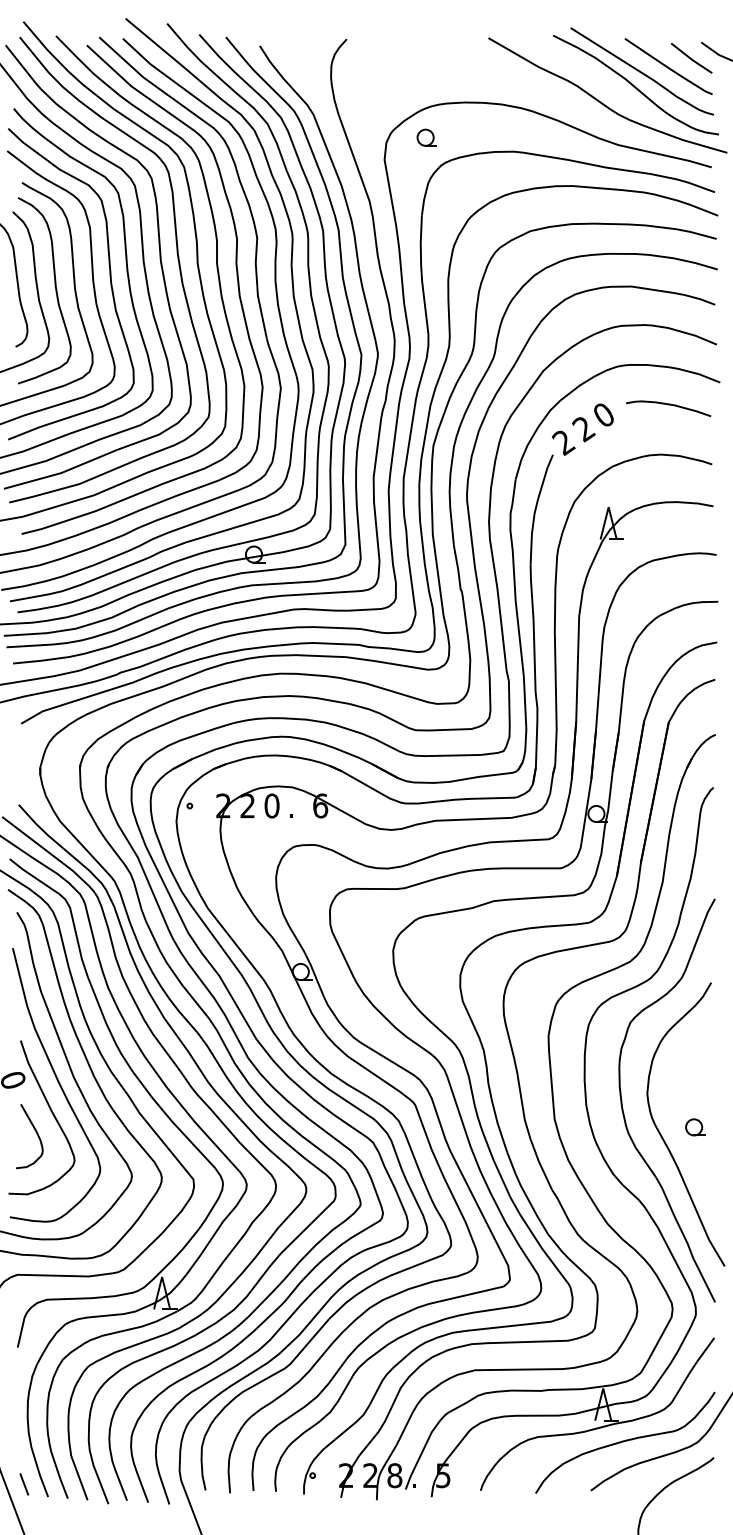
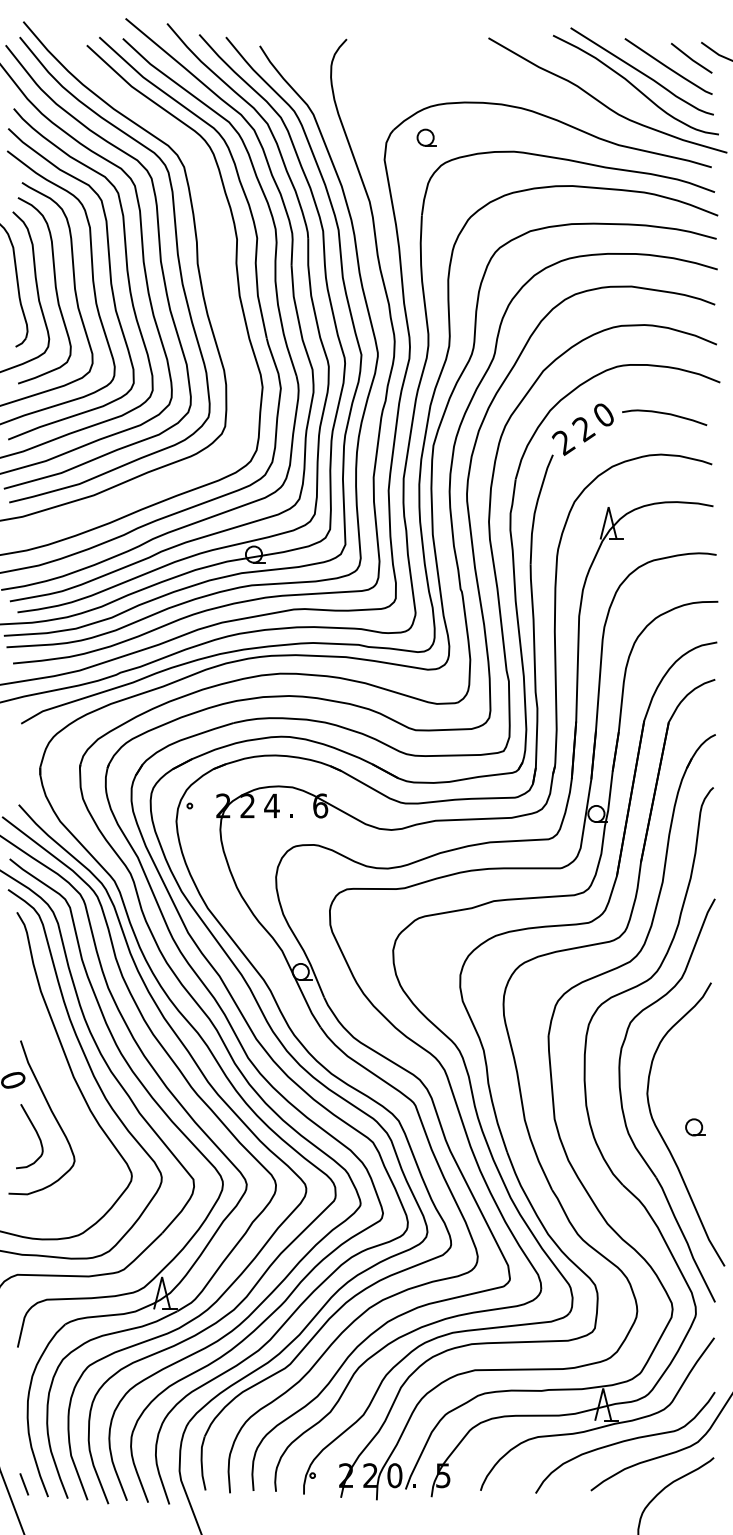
curve: present -> none (217, 276)
curve position: (668, 405) -> (664, 414) (664, 414)
text: 0 -> 4 (271, 805)
curve: present -> none (58, 1084)
text: 8 -> 0 (394, 1475)
